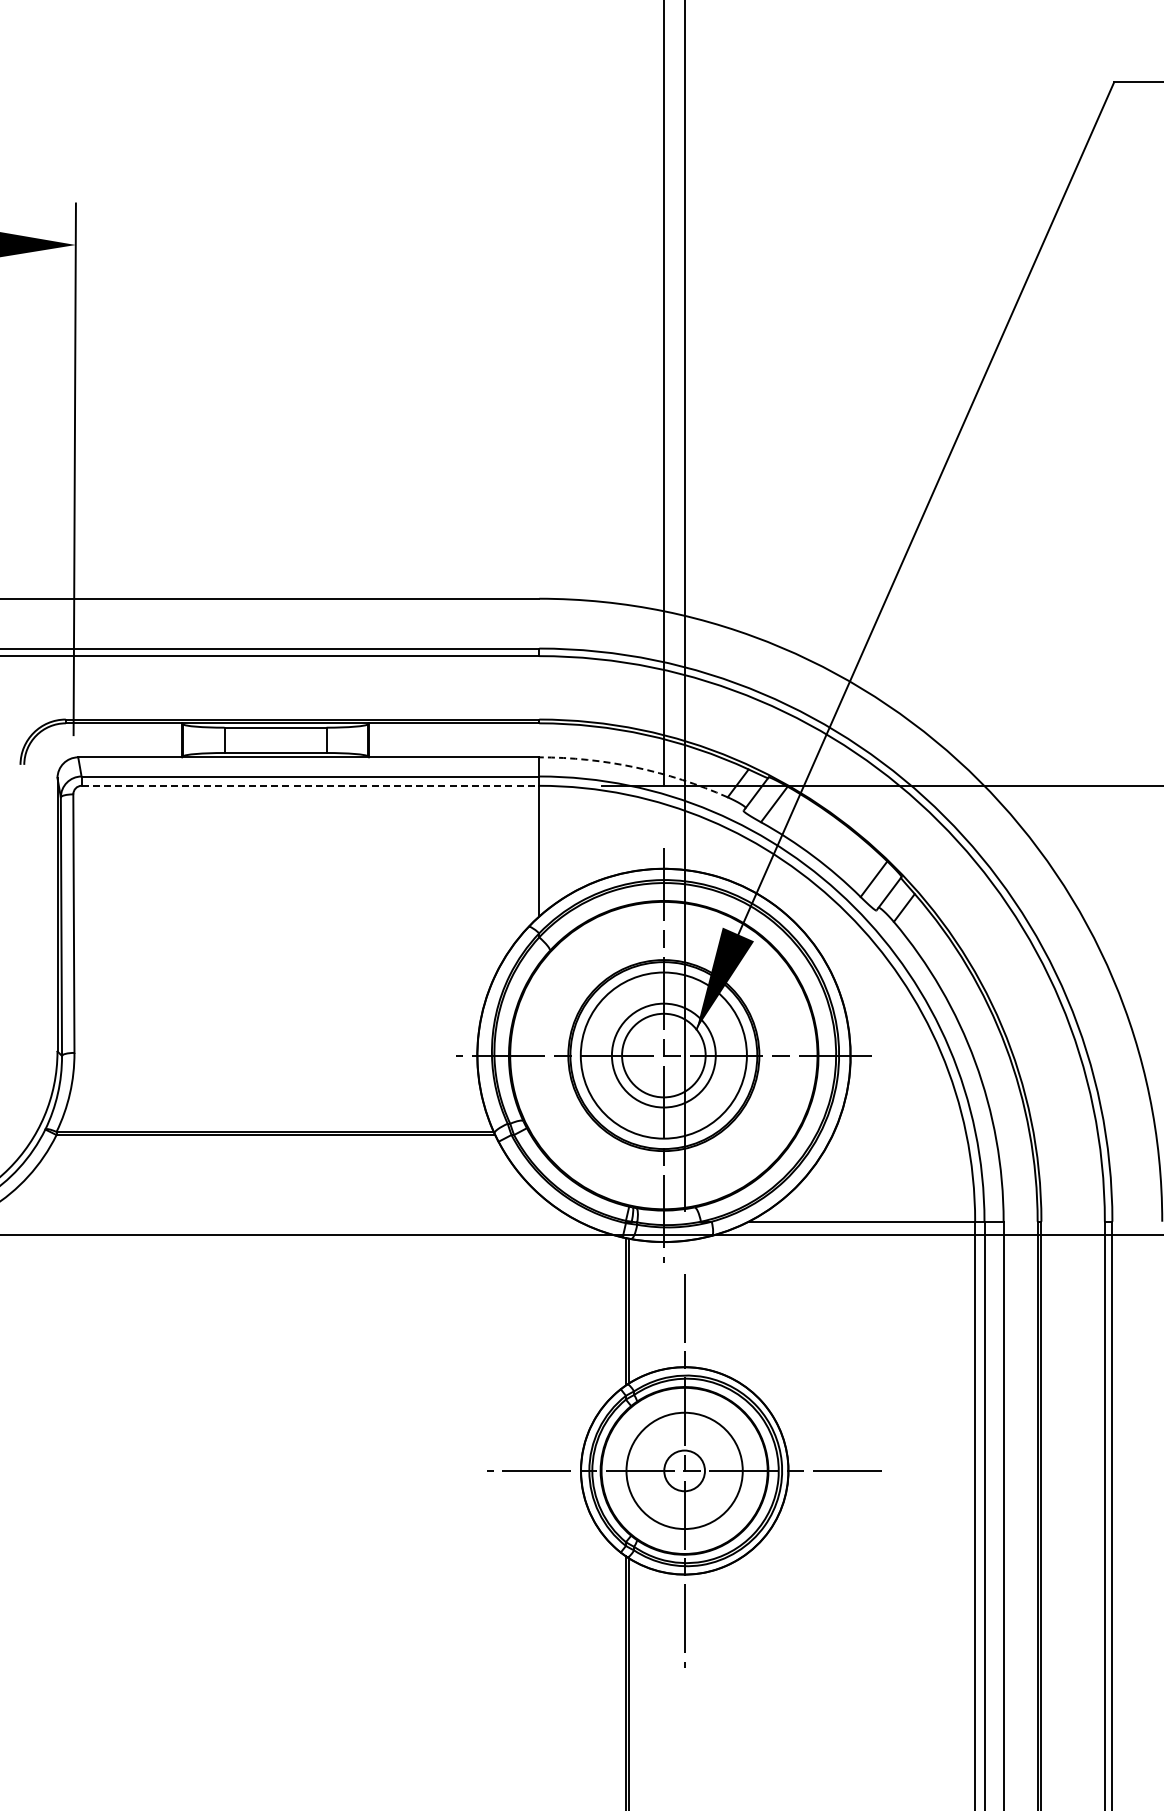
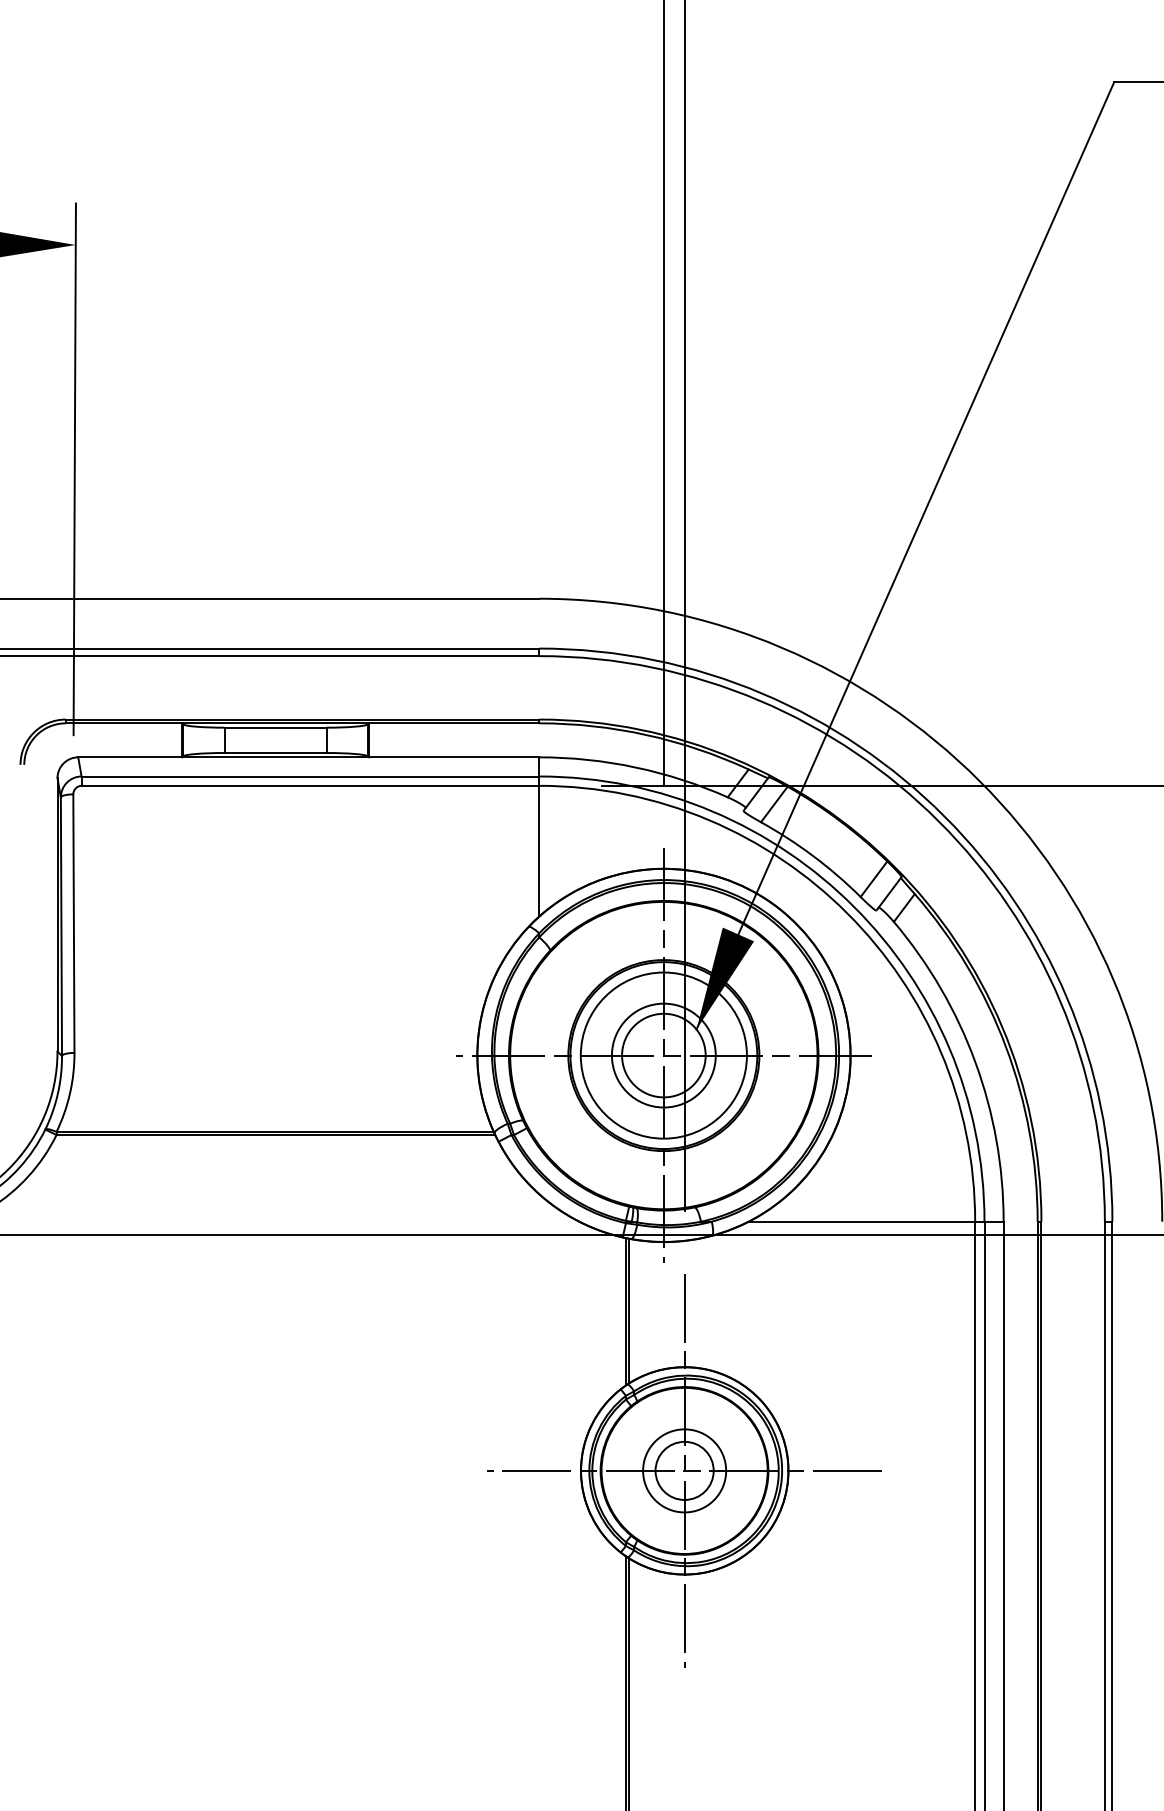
arc: dashed -> solid (635, 767)
line: dashed -> solid (310, 785)
circle diameter: 116 px -> 83 px (684, 1470)
circle diameter: 41 px -> 58 px (684, 1470)
